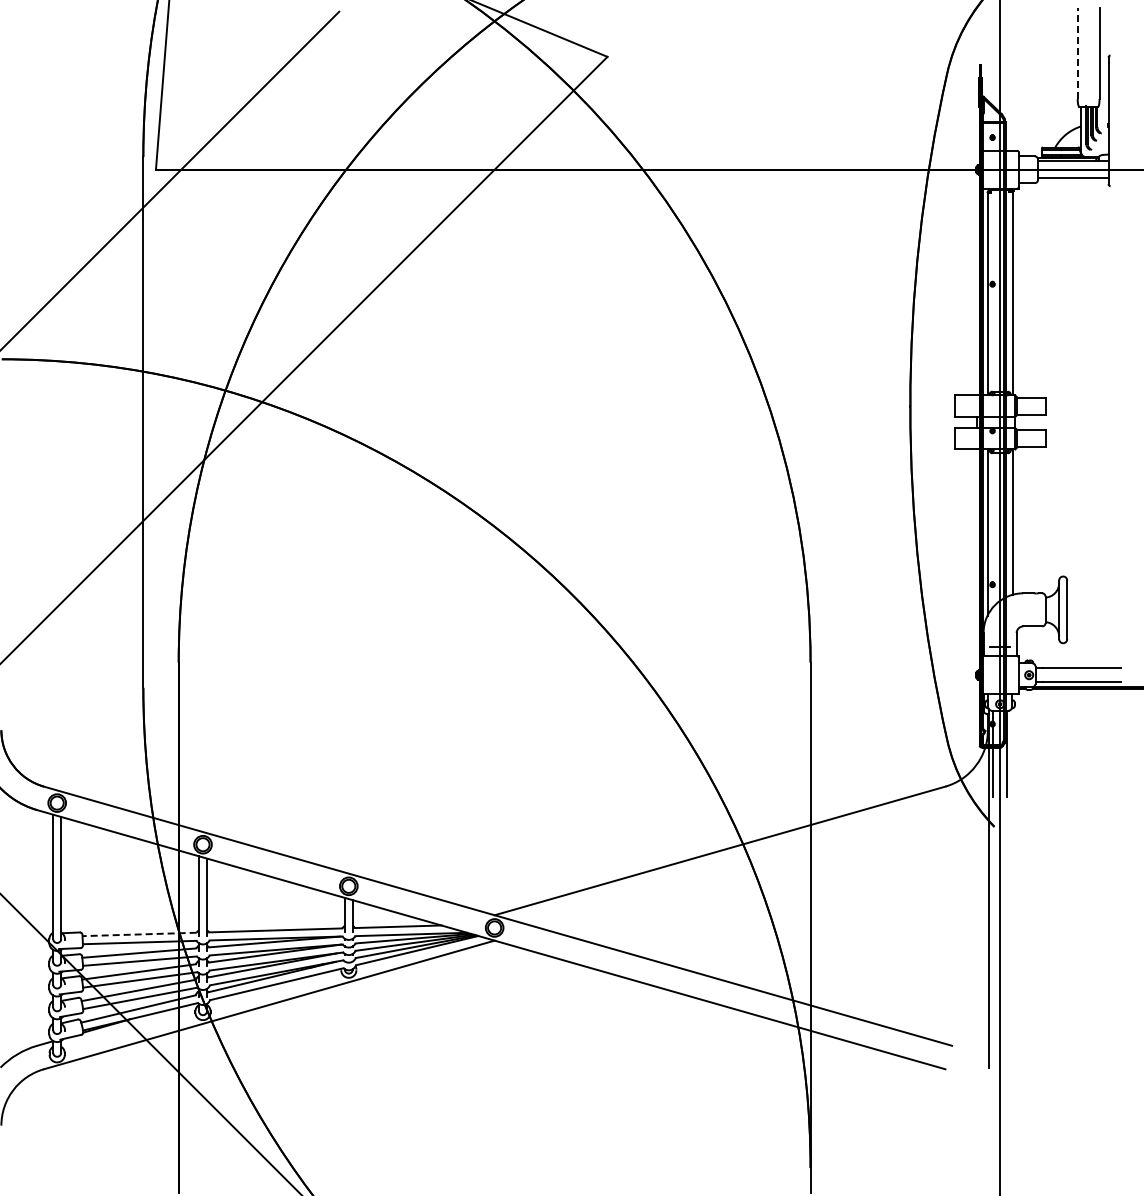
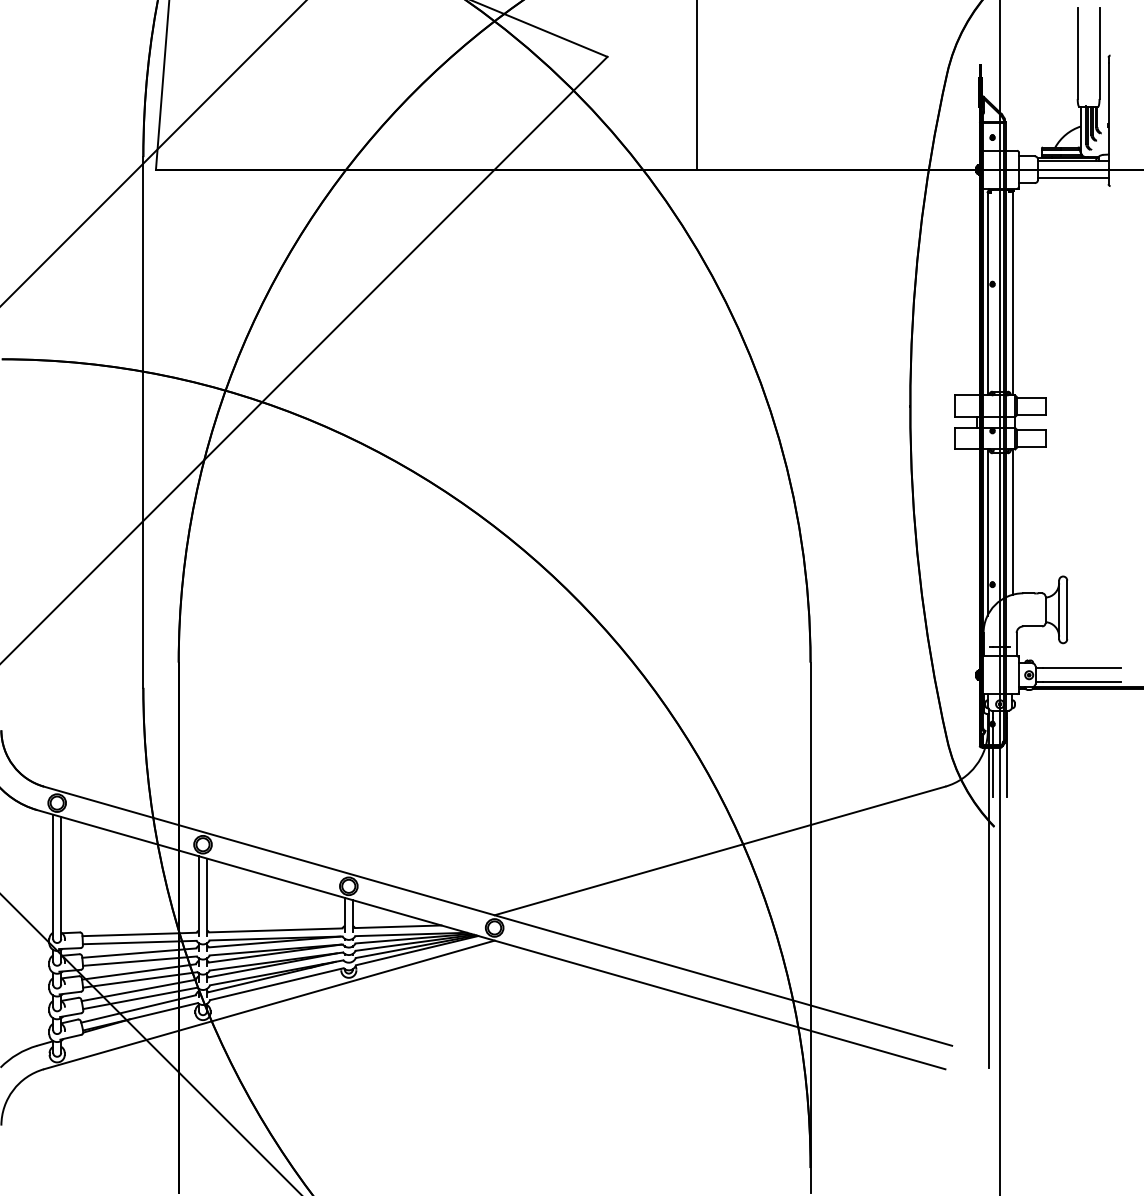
line: dashed -> solid (1077, 52)
line: none -> present (696, 85)
line position: (170, 179) -> (153, 153) (153, 153)
line: dashed -> solid (139, 934)
